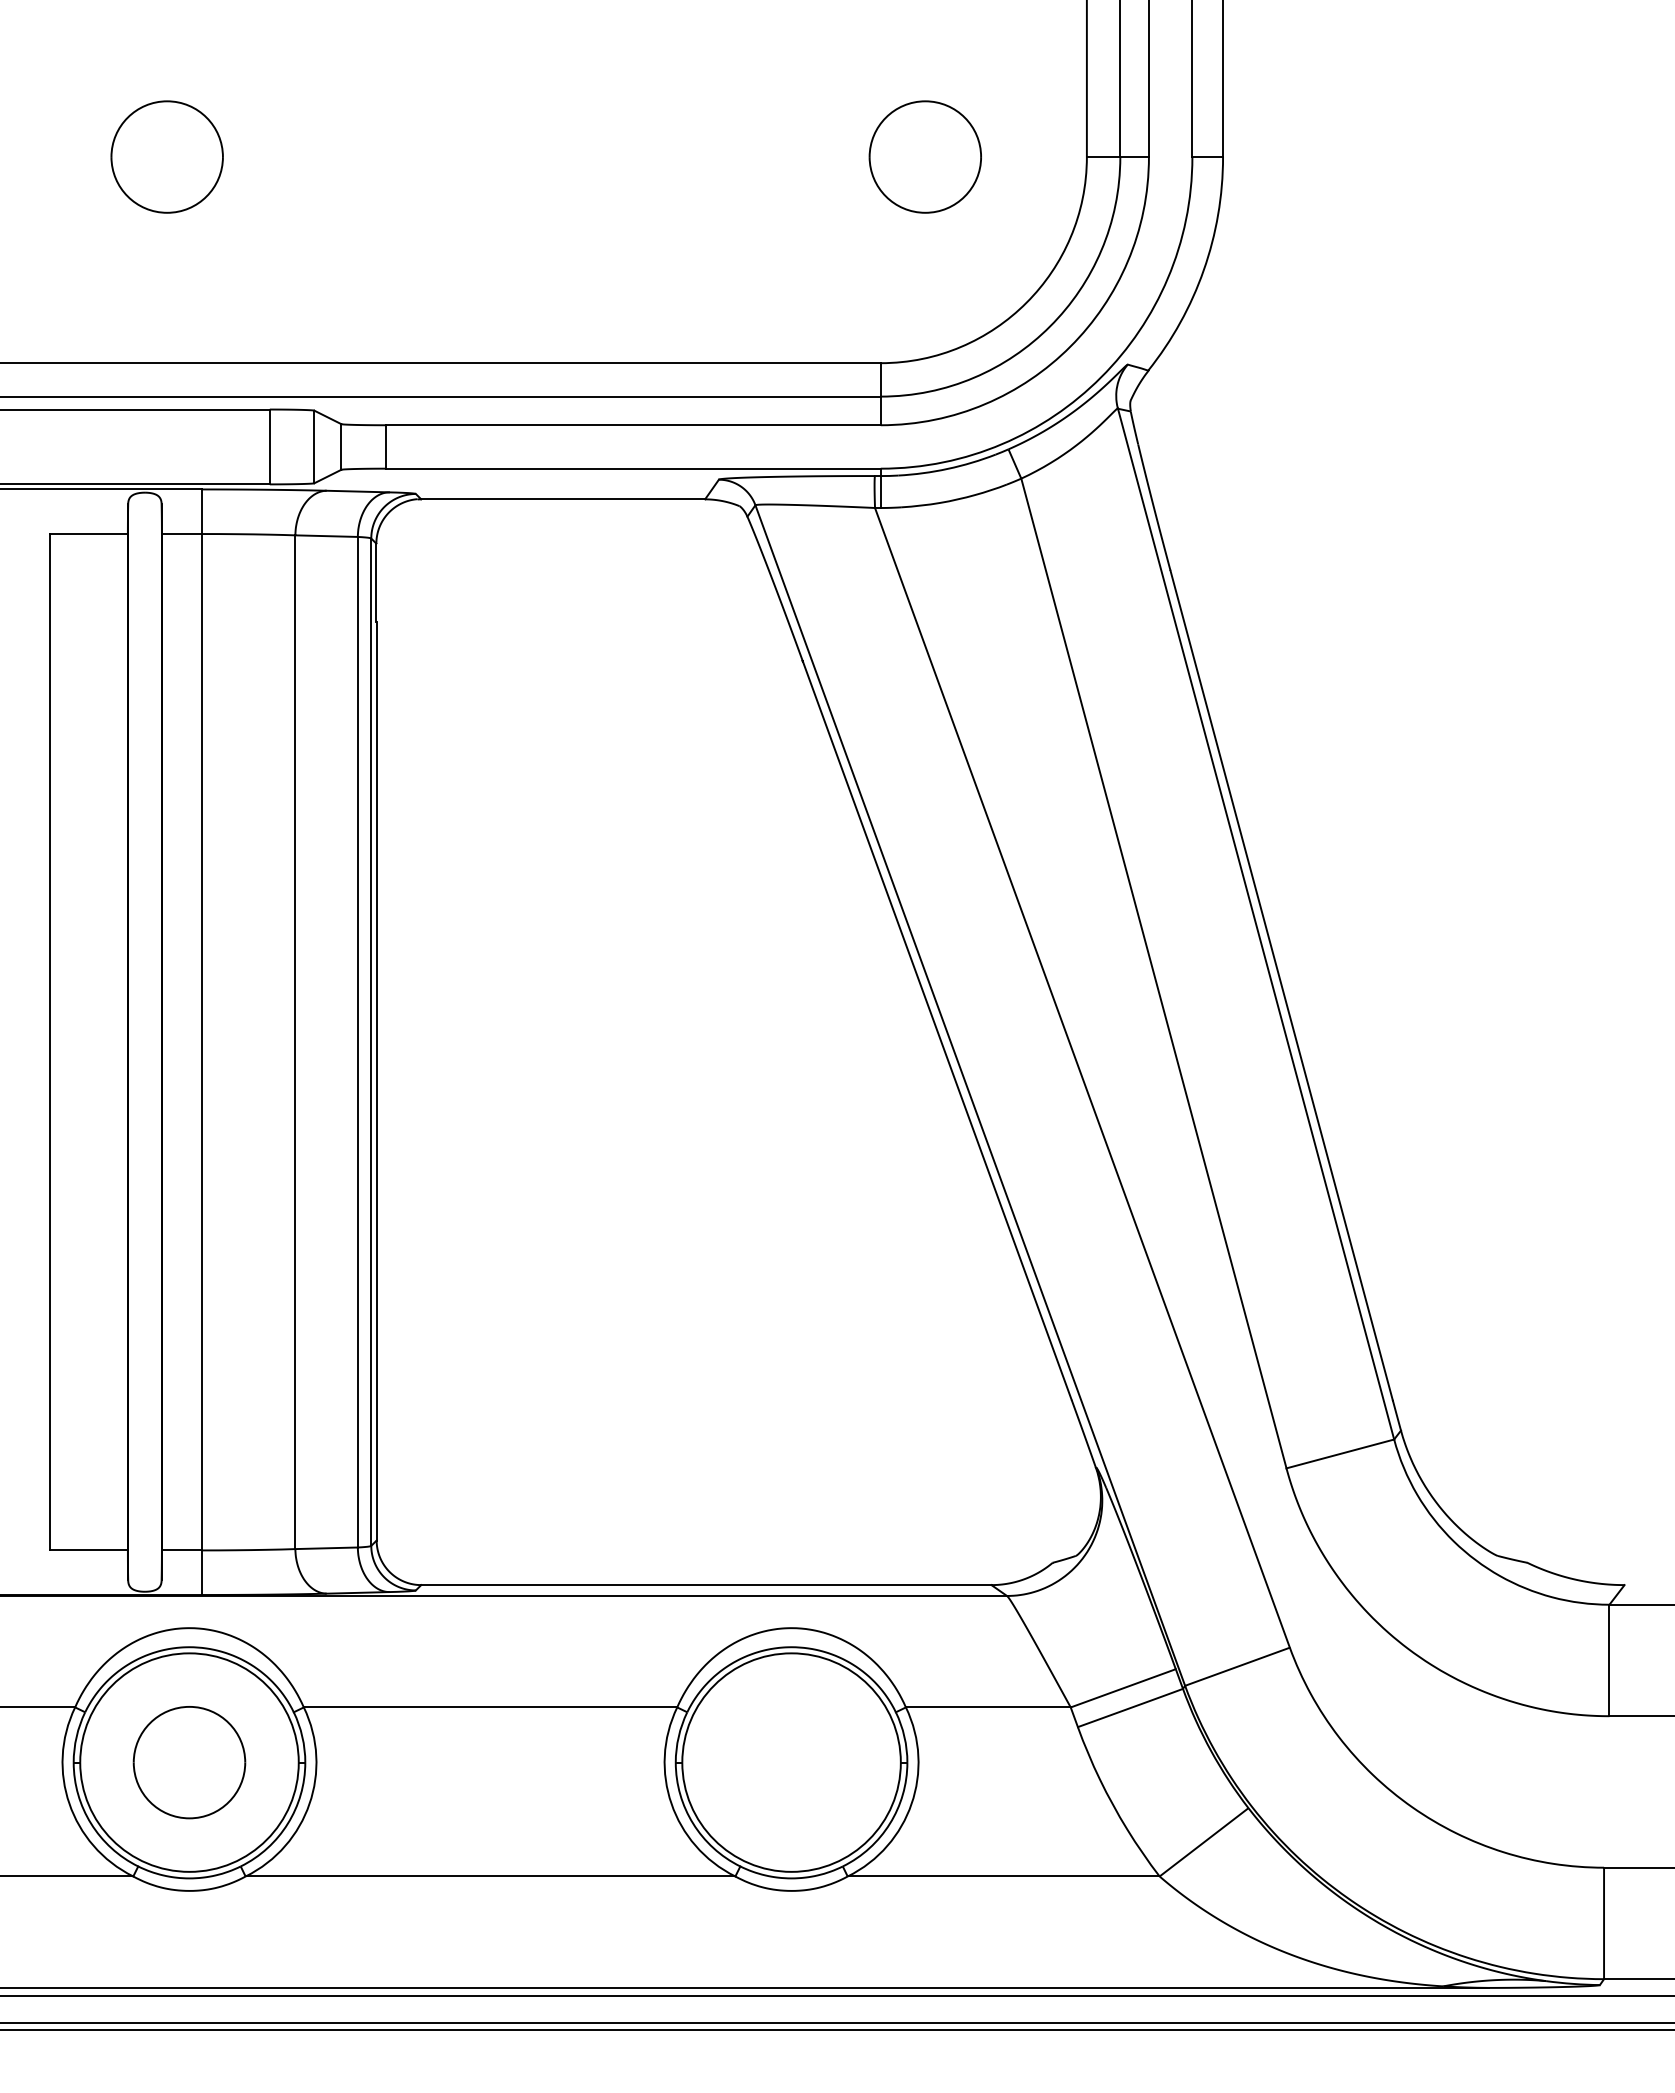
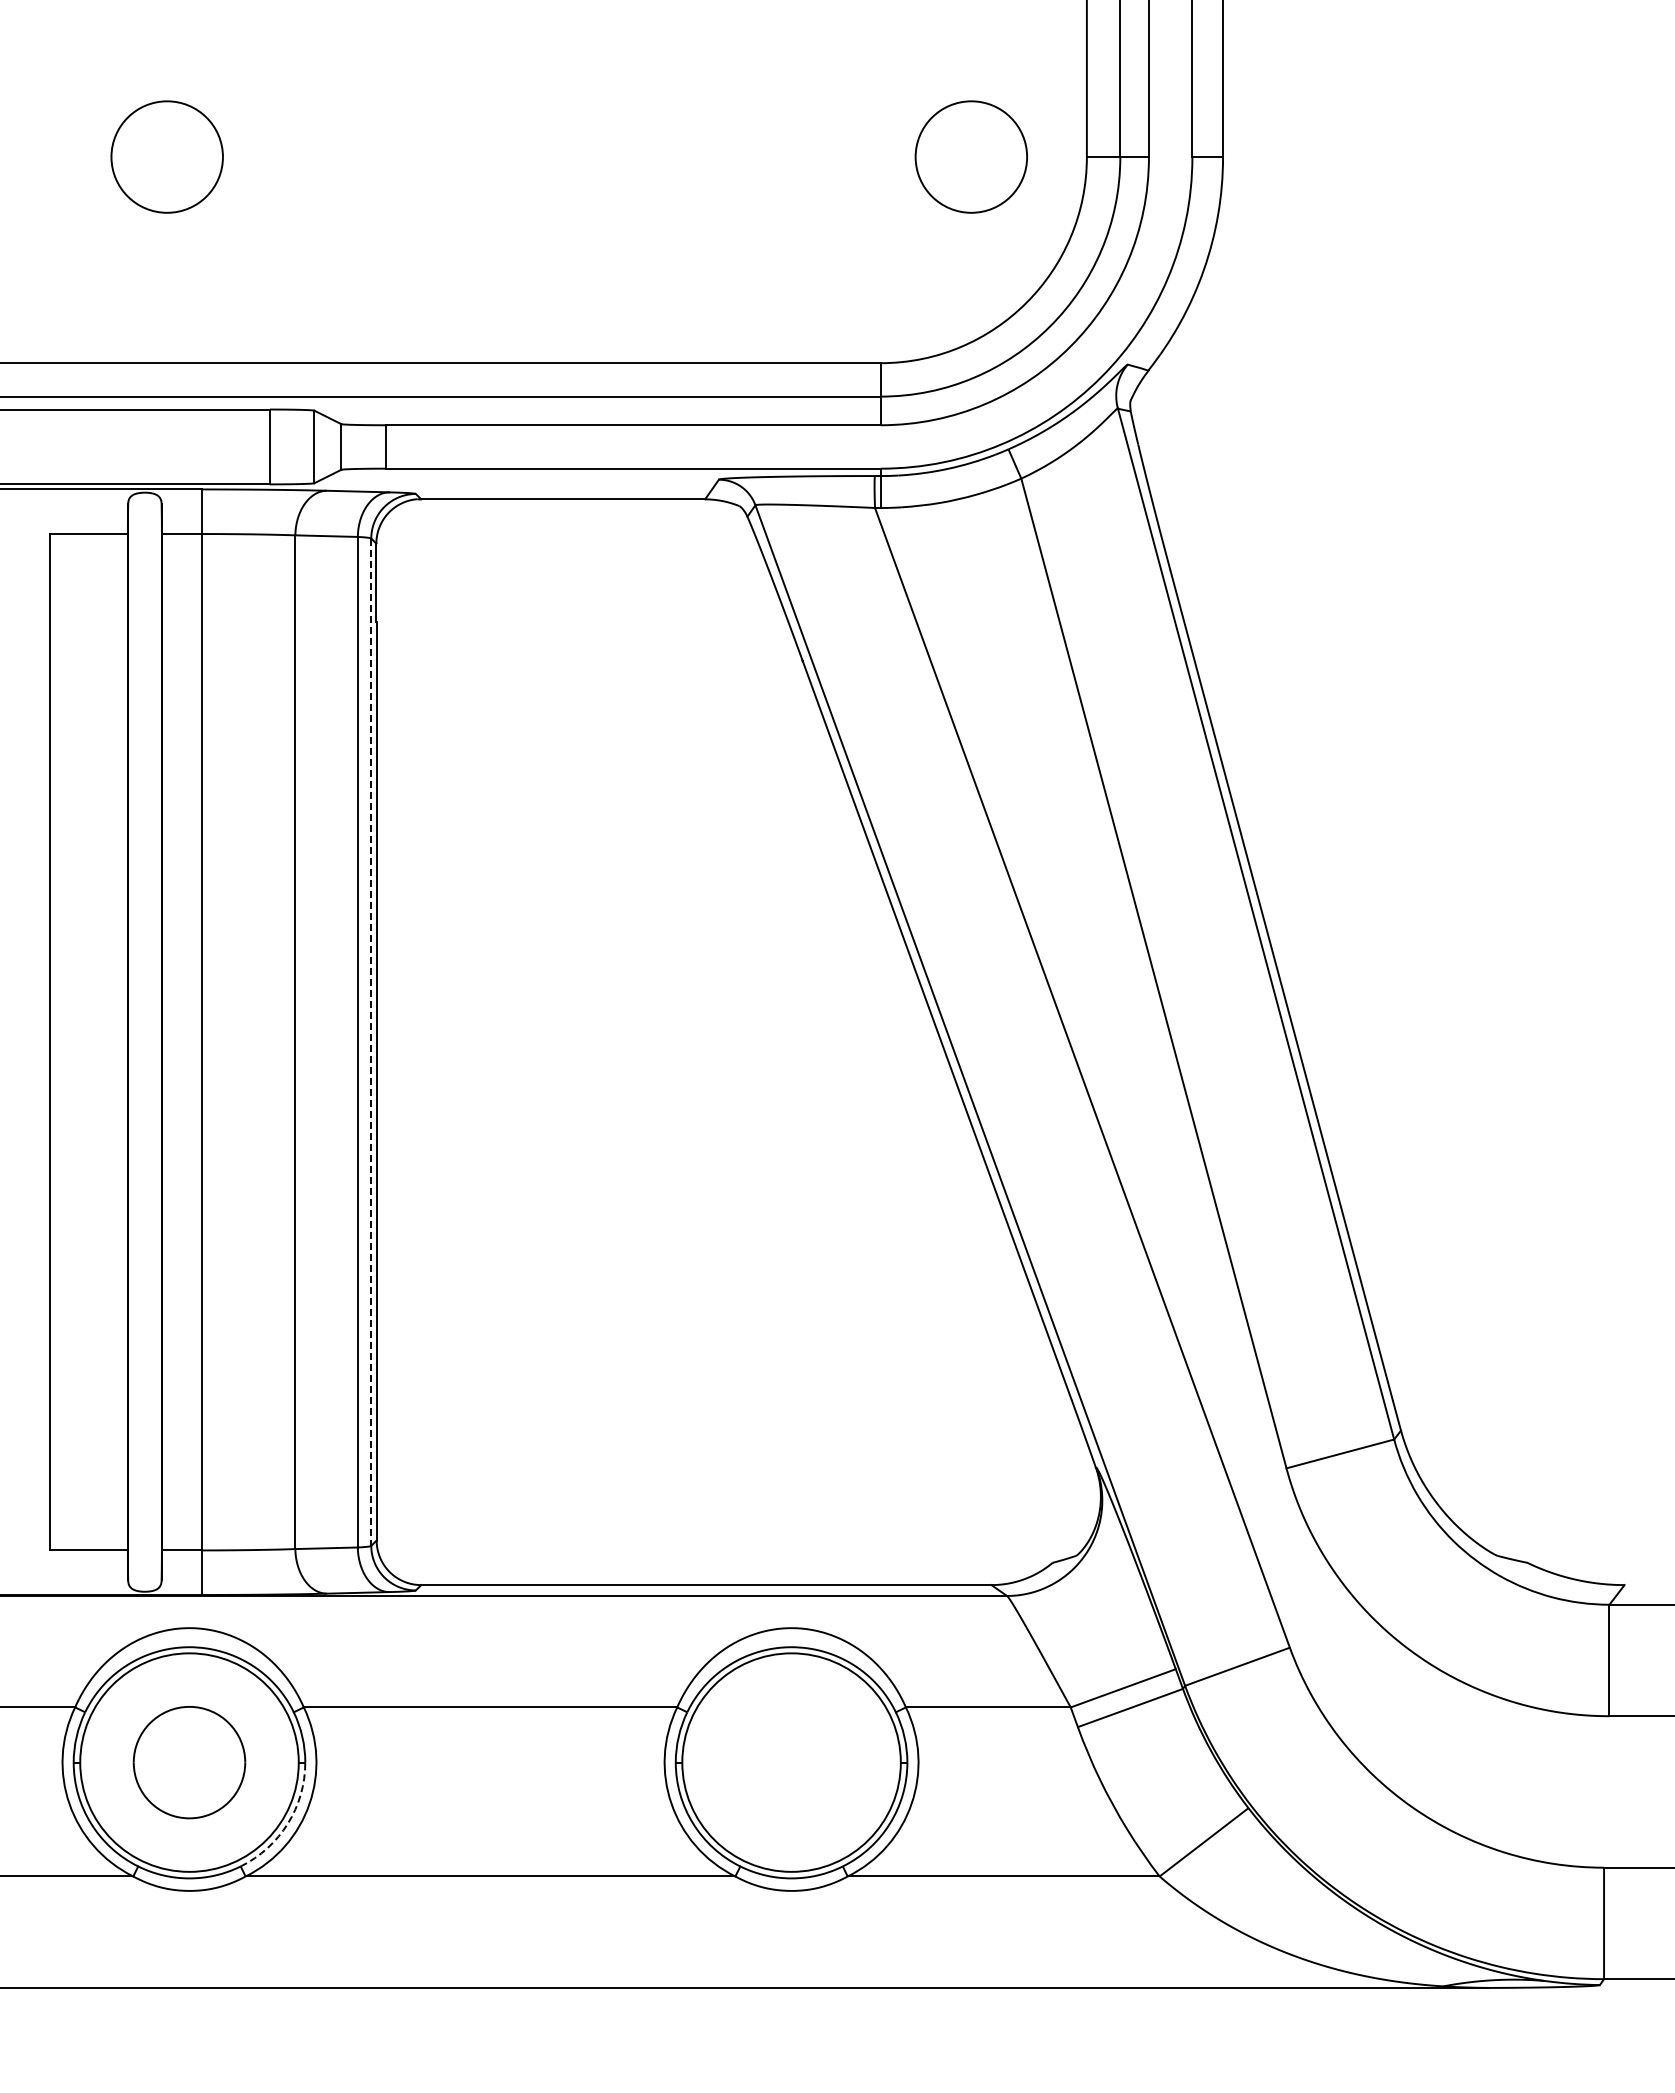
part position: (924, 156) -> (970, 156) (970, 156)
line: solid -> dashed (371, 1042)
arc: solid -> dashed (287, 1823)
line: present -> none (836, 1996)
line: present -> none (836, 2022)
line: present -> none (836, 2030)
